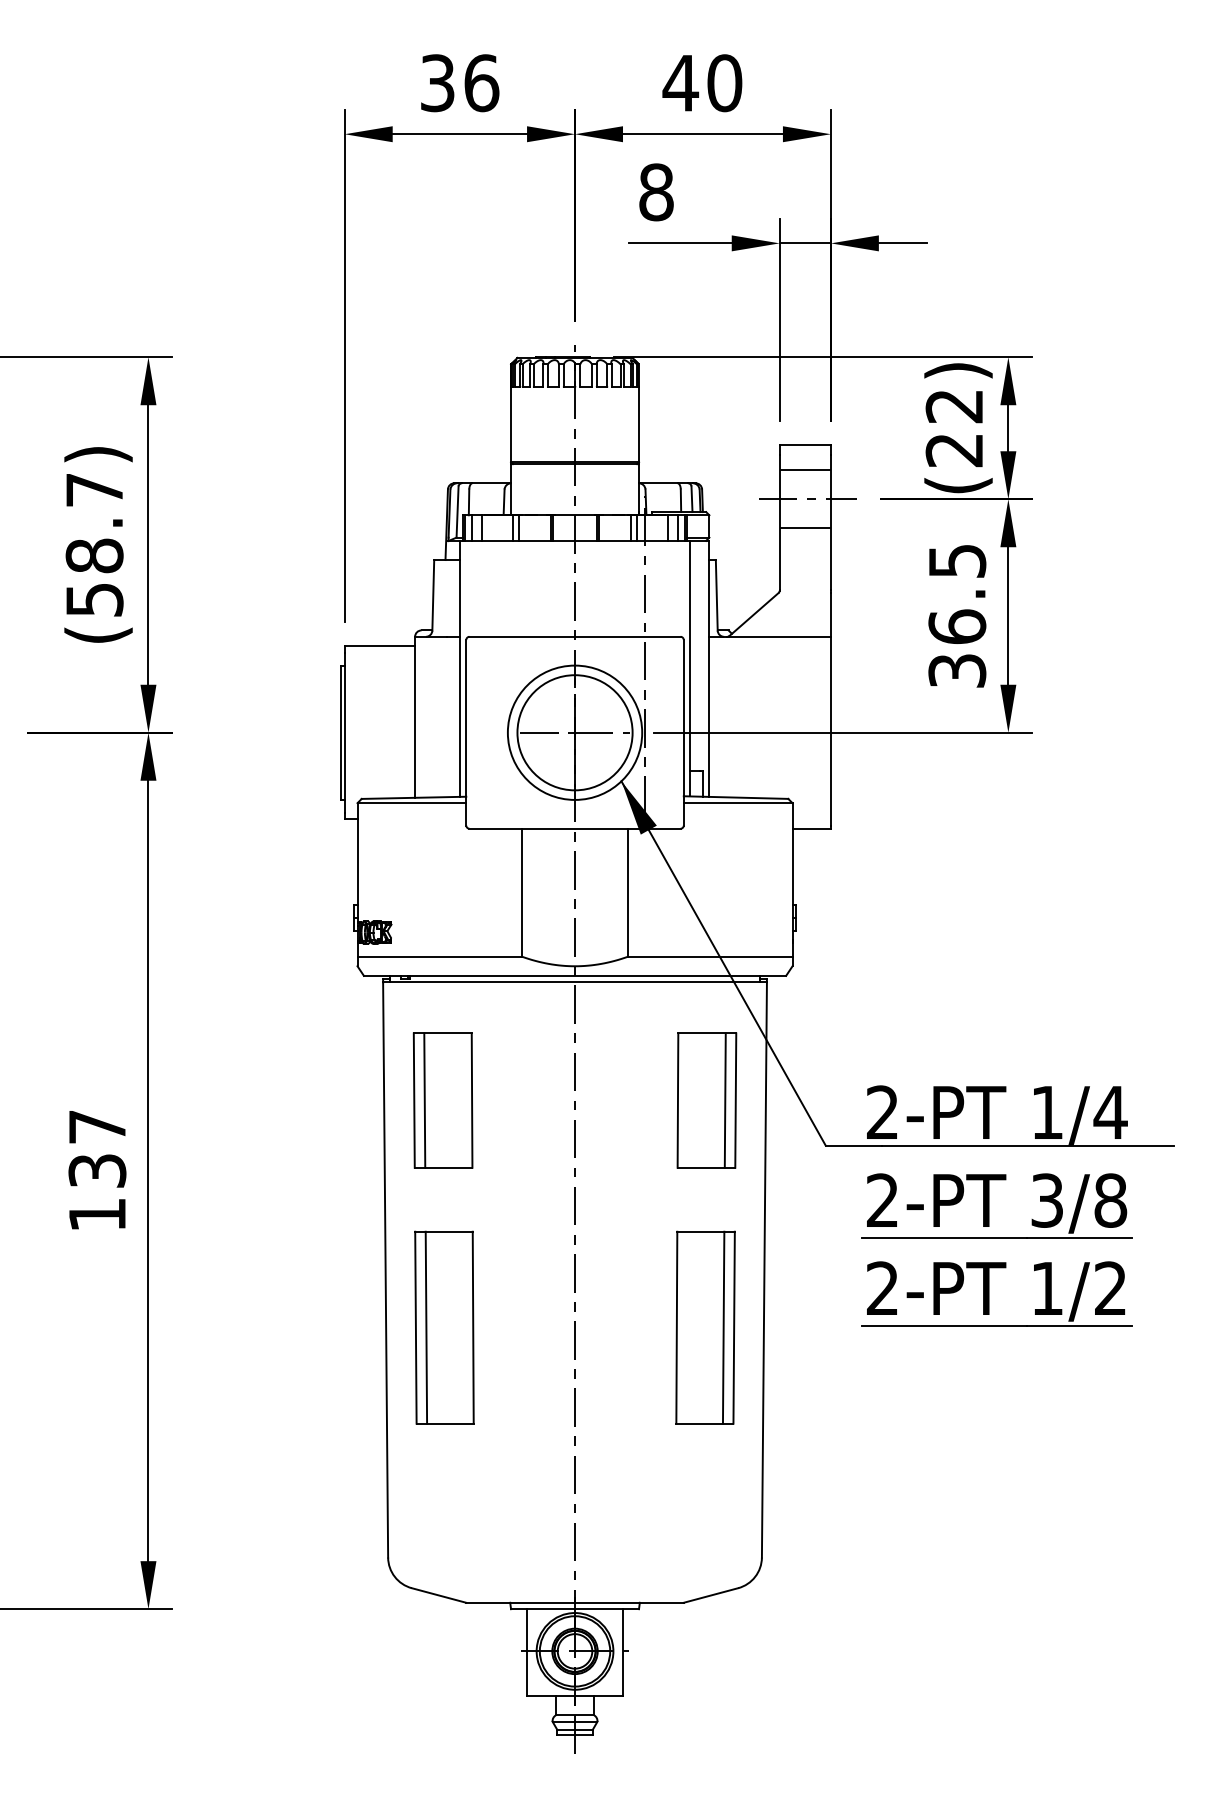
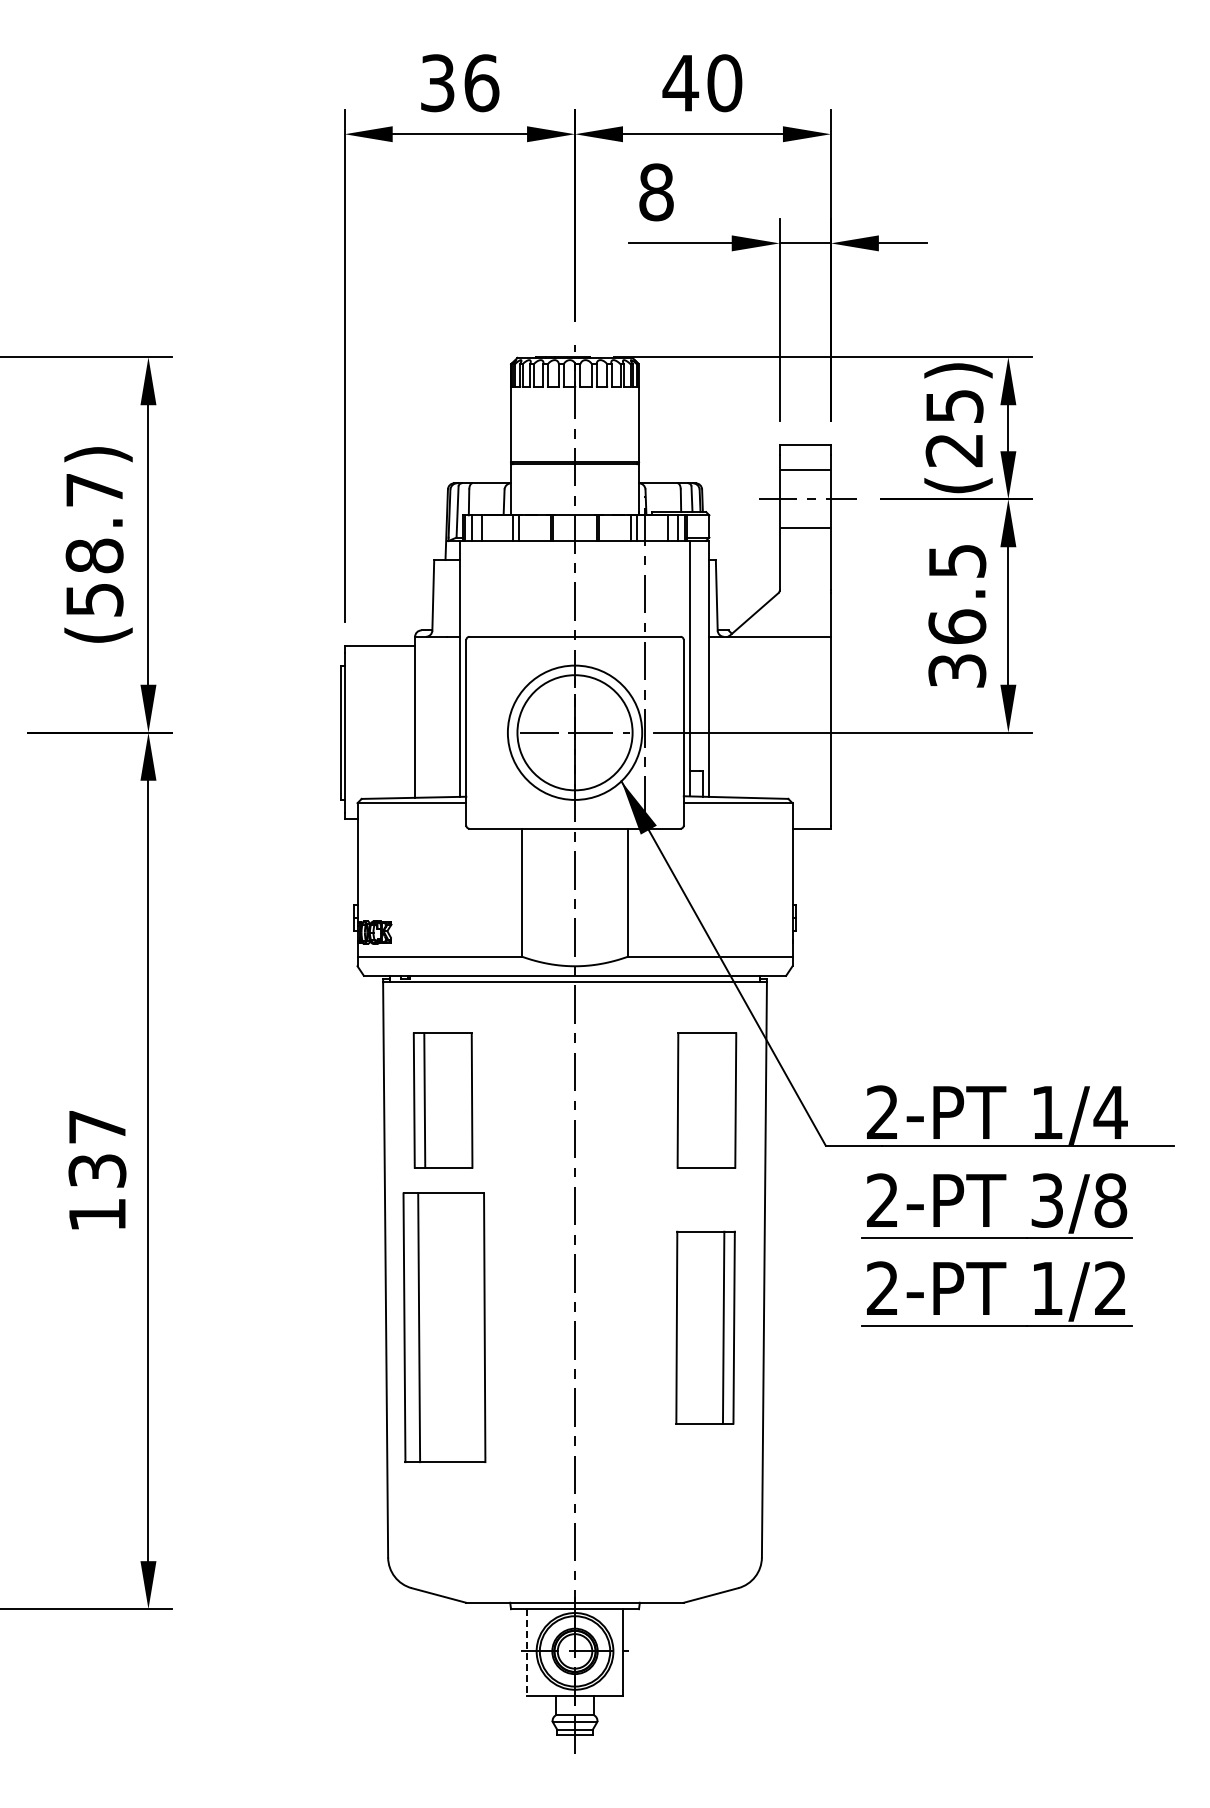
text: (22) -> (25) (954, 406)
line: present -> none (724, 1100)
part size: 61x195 px -> 85x271 px (444, 1327)
line: solid -> dashed (527, 1652)
